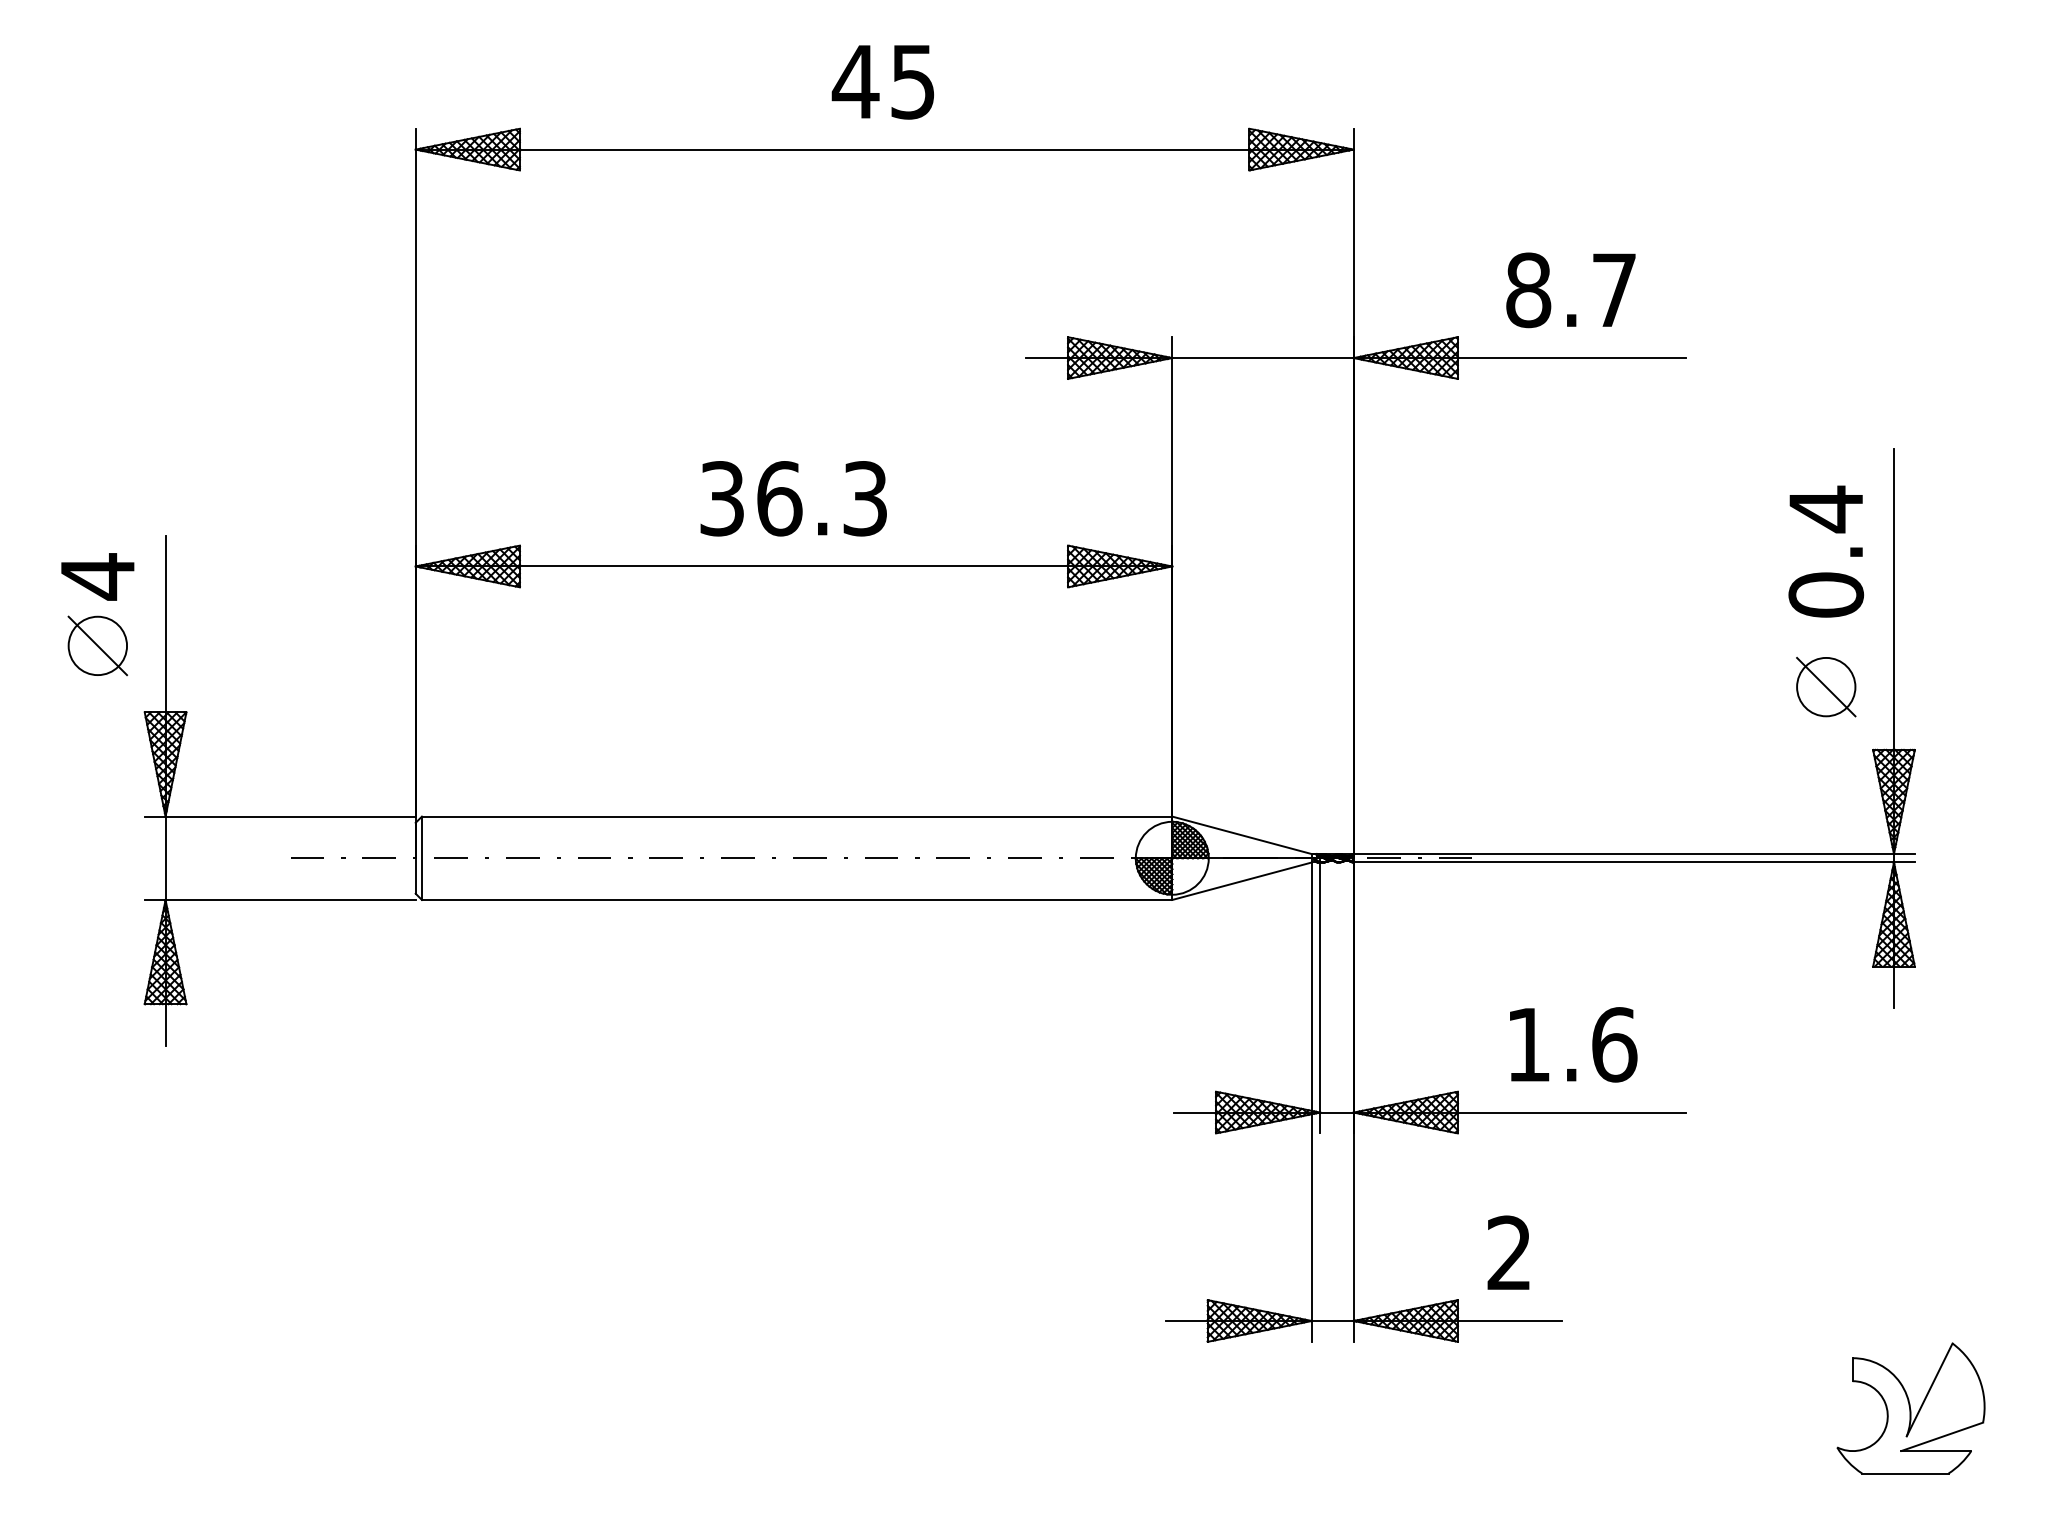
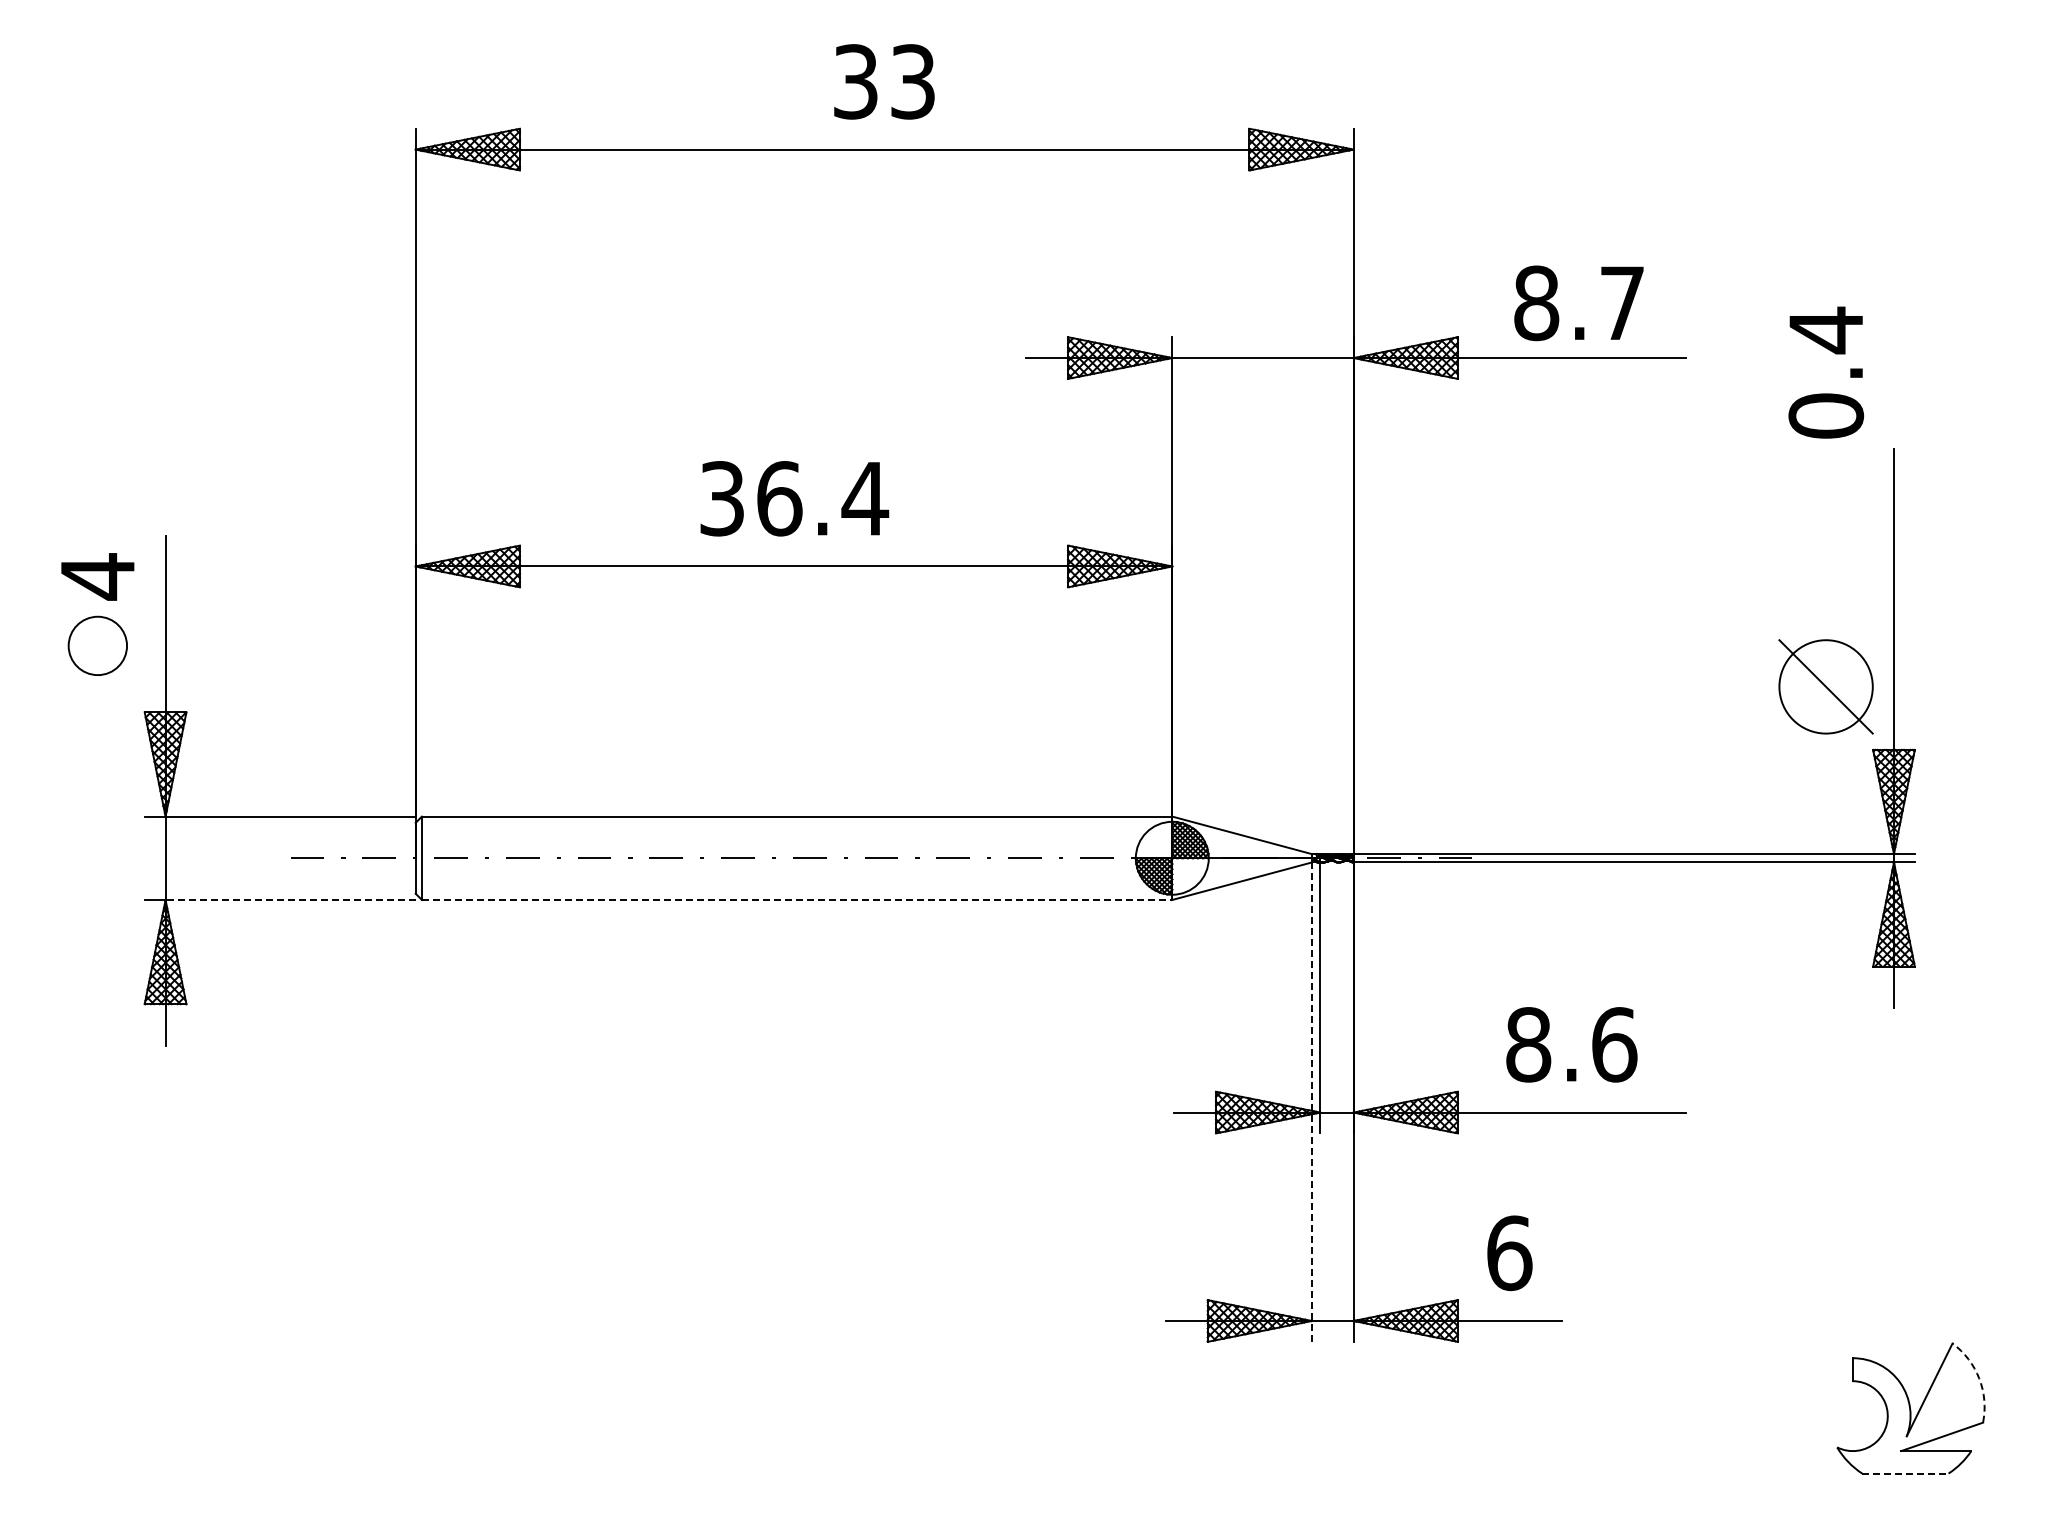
text: 45 -> 33 (882, 81)
text position: (1570, 290) -> (1578, 303) (1578, 303)
text: 36.3 -> 36.4 (865, 498)
text position: (1826, 551) -> (1826, 372) (1826, 372)
line: present -> none (97, 645)
part size: 61x61 px -> 96x96 px (1825, 686)
line: solid -> dashed (290, 899)
line: solid -> dashed (797, 899)
text: 1.6 -> 8.6 (1528, 1044)
line: solid -> dashed (1311, 1102)
text: 2 -> 6 (1509, 1253)
arc: solid -> dashed (1979, 1378)
line: solid -> dashed (1905, 1473)
